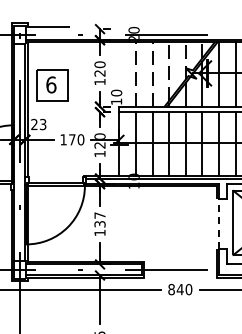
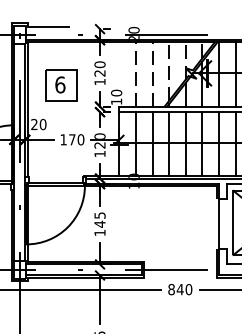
part position: (52, 85) -> (61, 85) (61, 85)
text: 23 -> 20 (42, 124)
text: 137 -> 145 (99, 219)
line: dashed -> solid (219, 224)
